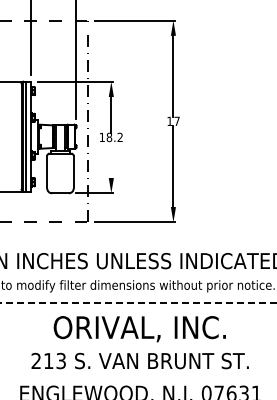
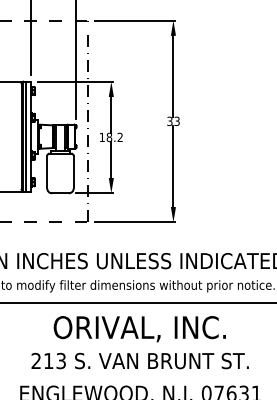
text: 17 -> 33 (173, 121)
line: none -> present (111, 160)
line: dashed -> solid (139, 302)
